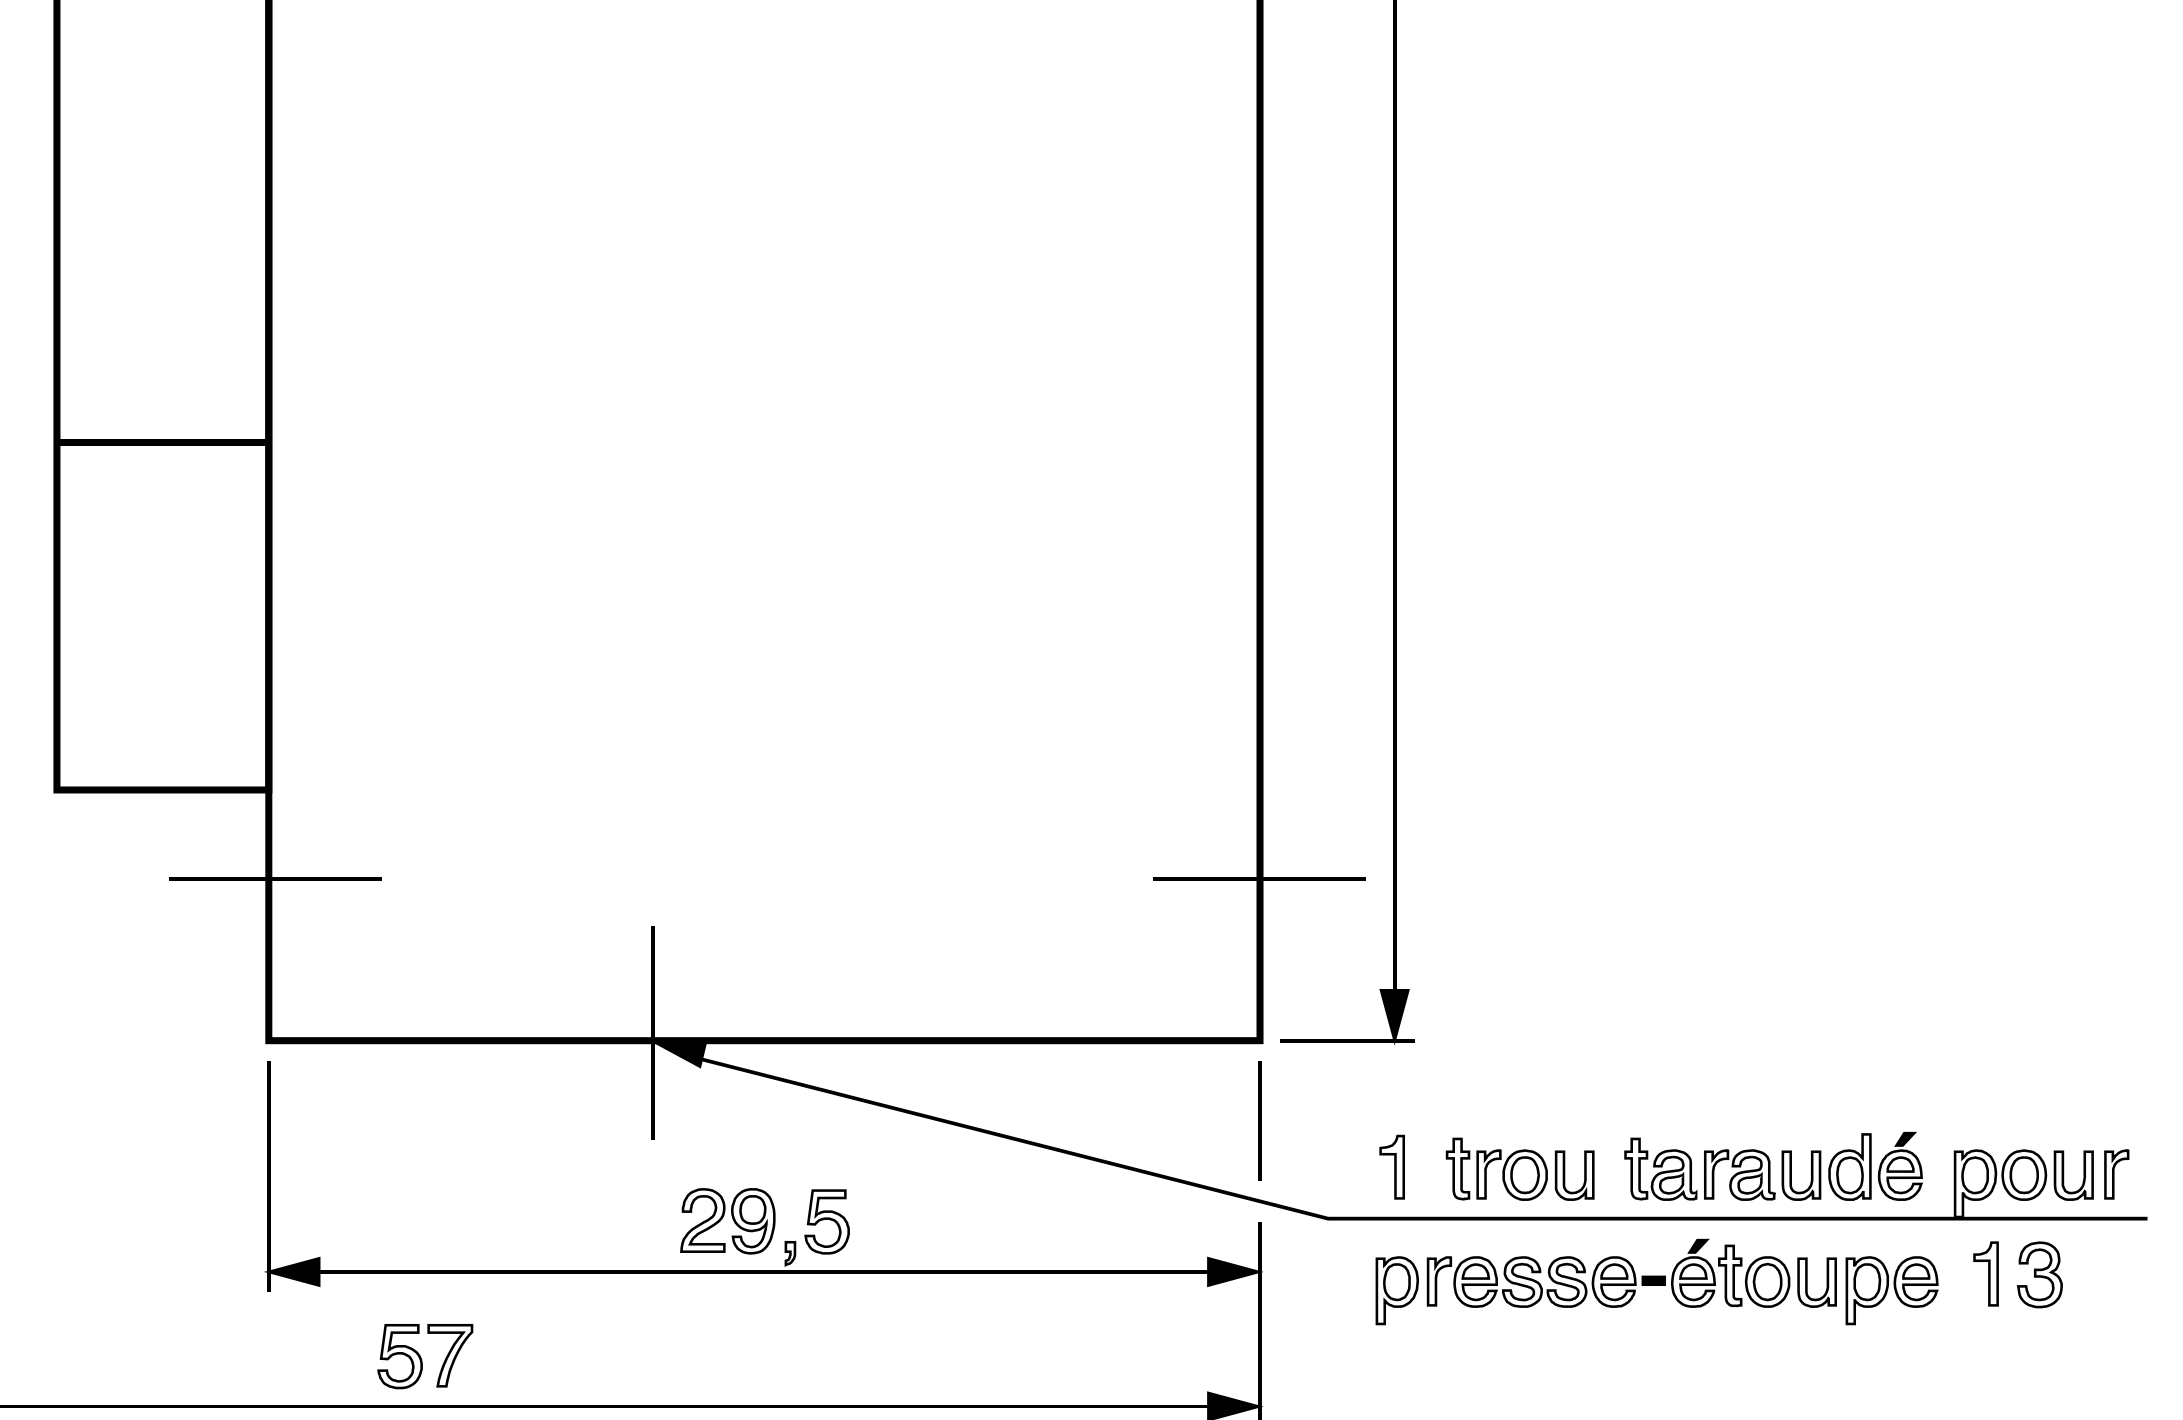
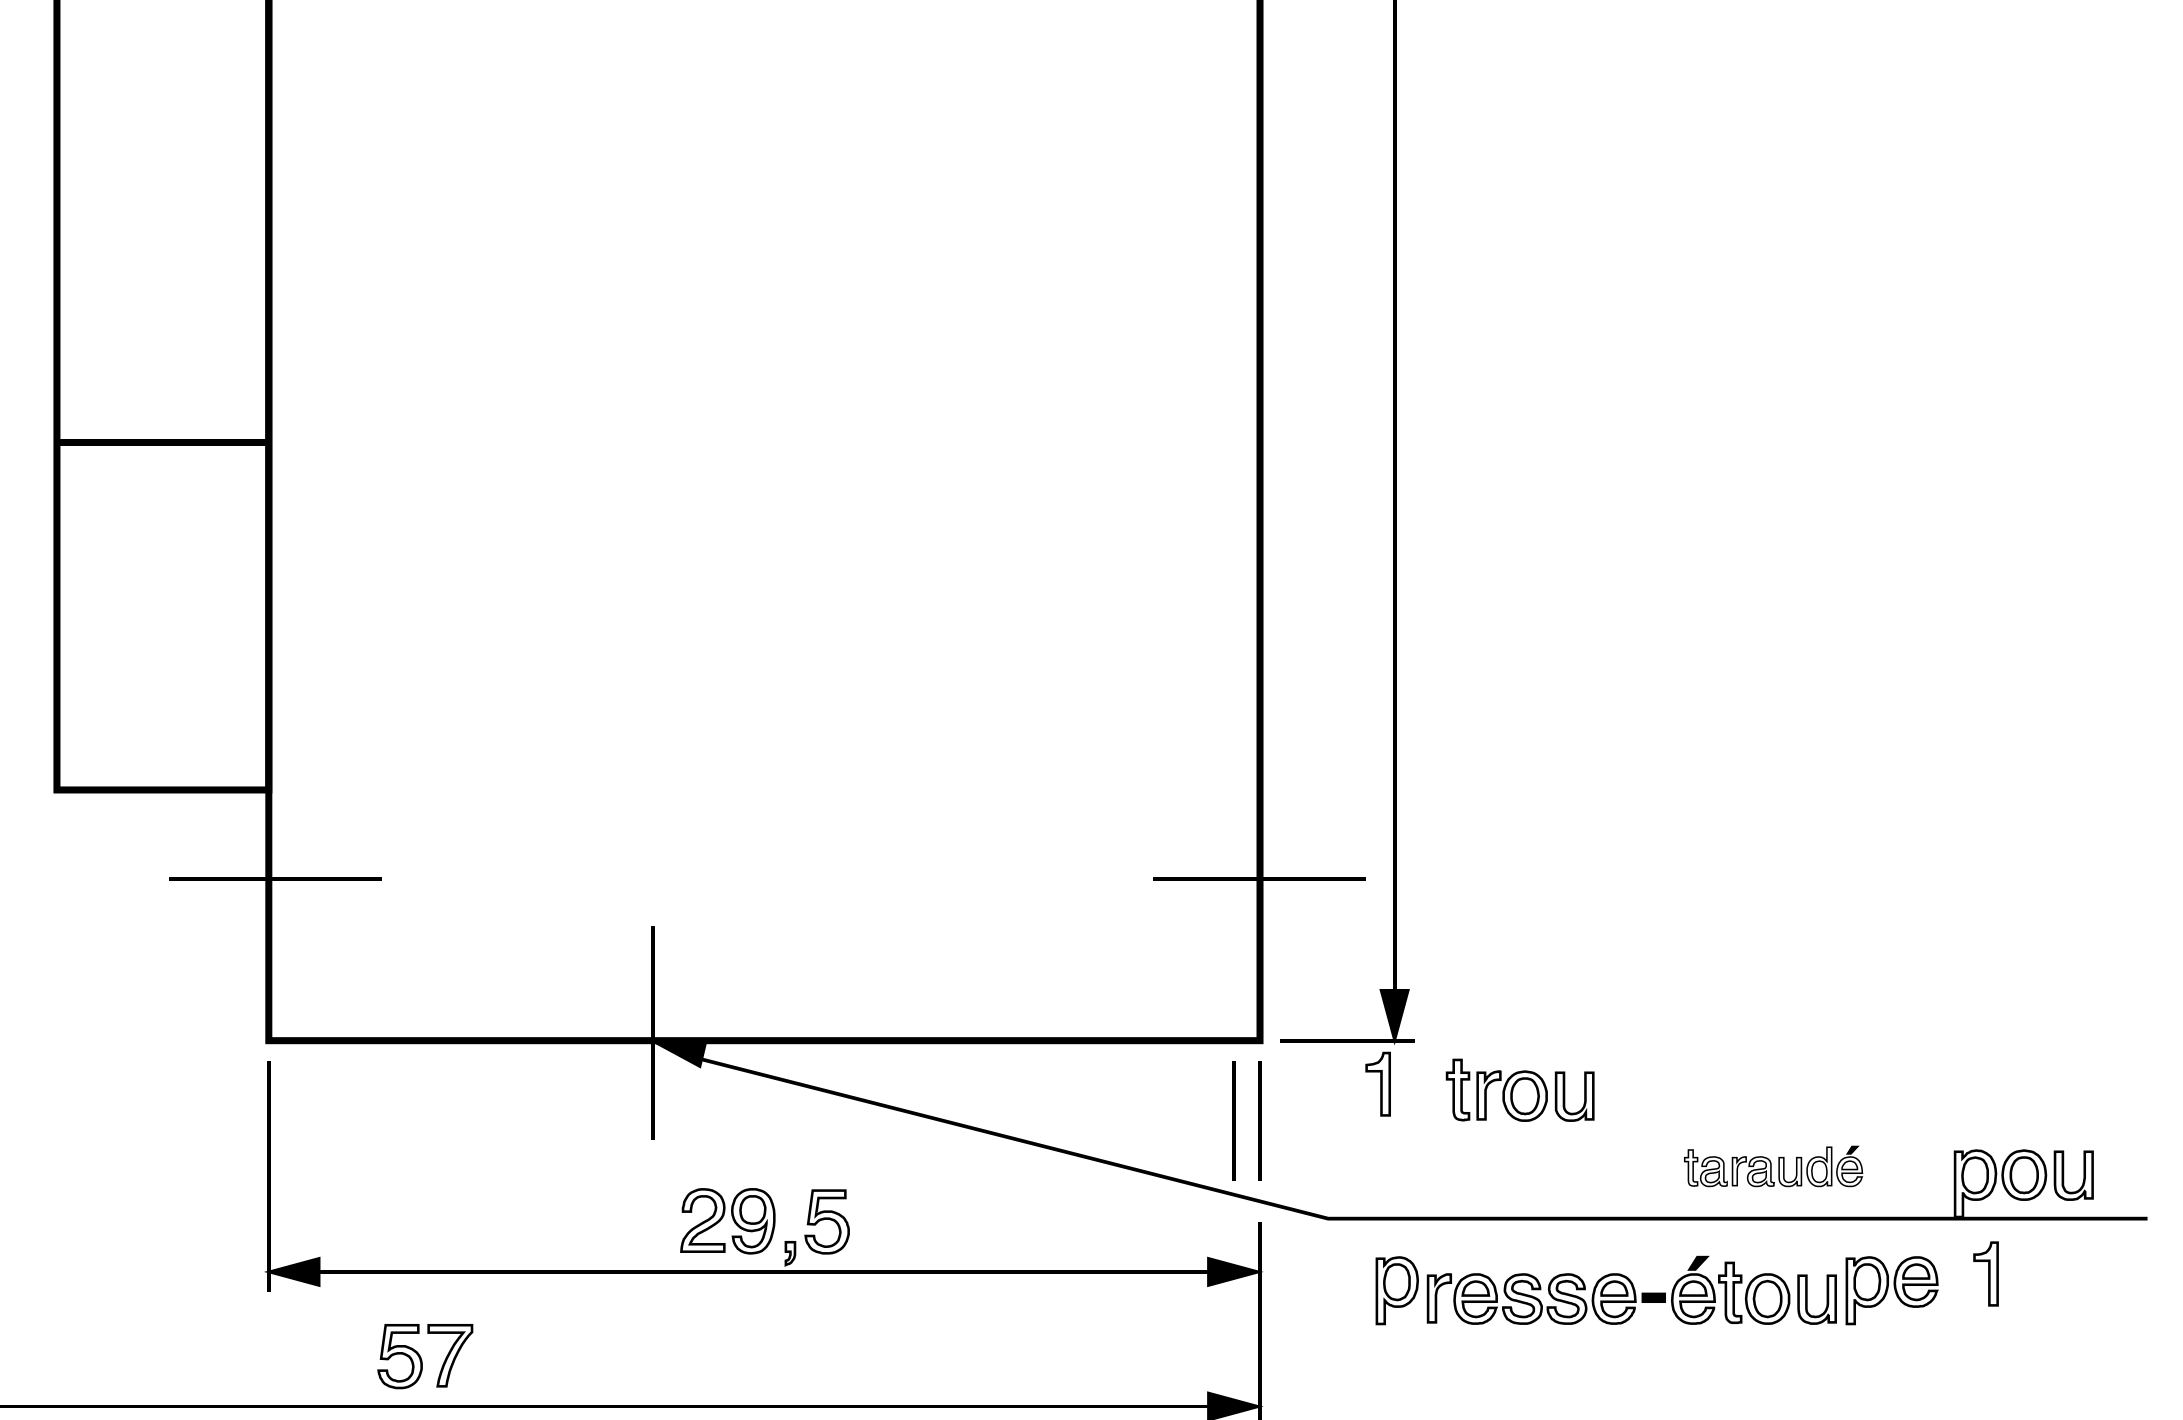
line: none -> present (1233, 1120)
part position: (1391, 1166) -> (1377, 1083) (1377, 1083)
part size: 299x69 px -> 180x43 px (1773, 1166)
part position: (1519, 1168) -> (1519, 1089) (1519, 1089)
part: present -> none (2116, 1174)
part position: (1631, 1272) -> (1631, 1289) (1631, 1289)
part: present -> none (2039, 1274)
